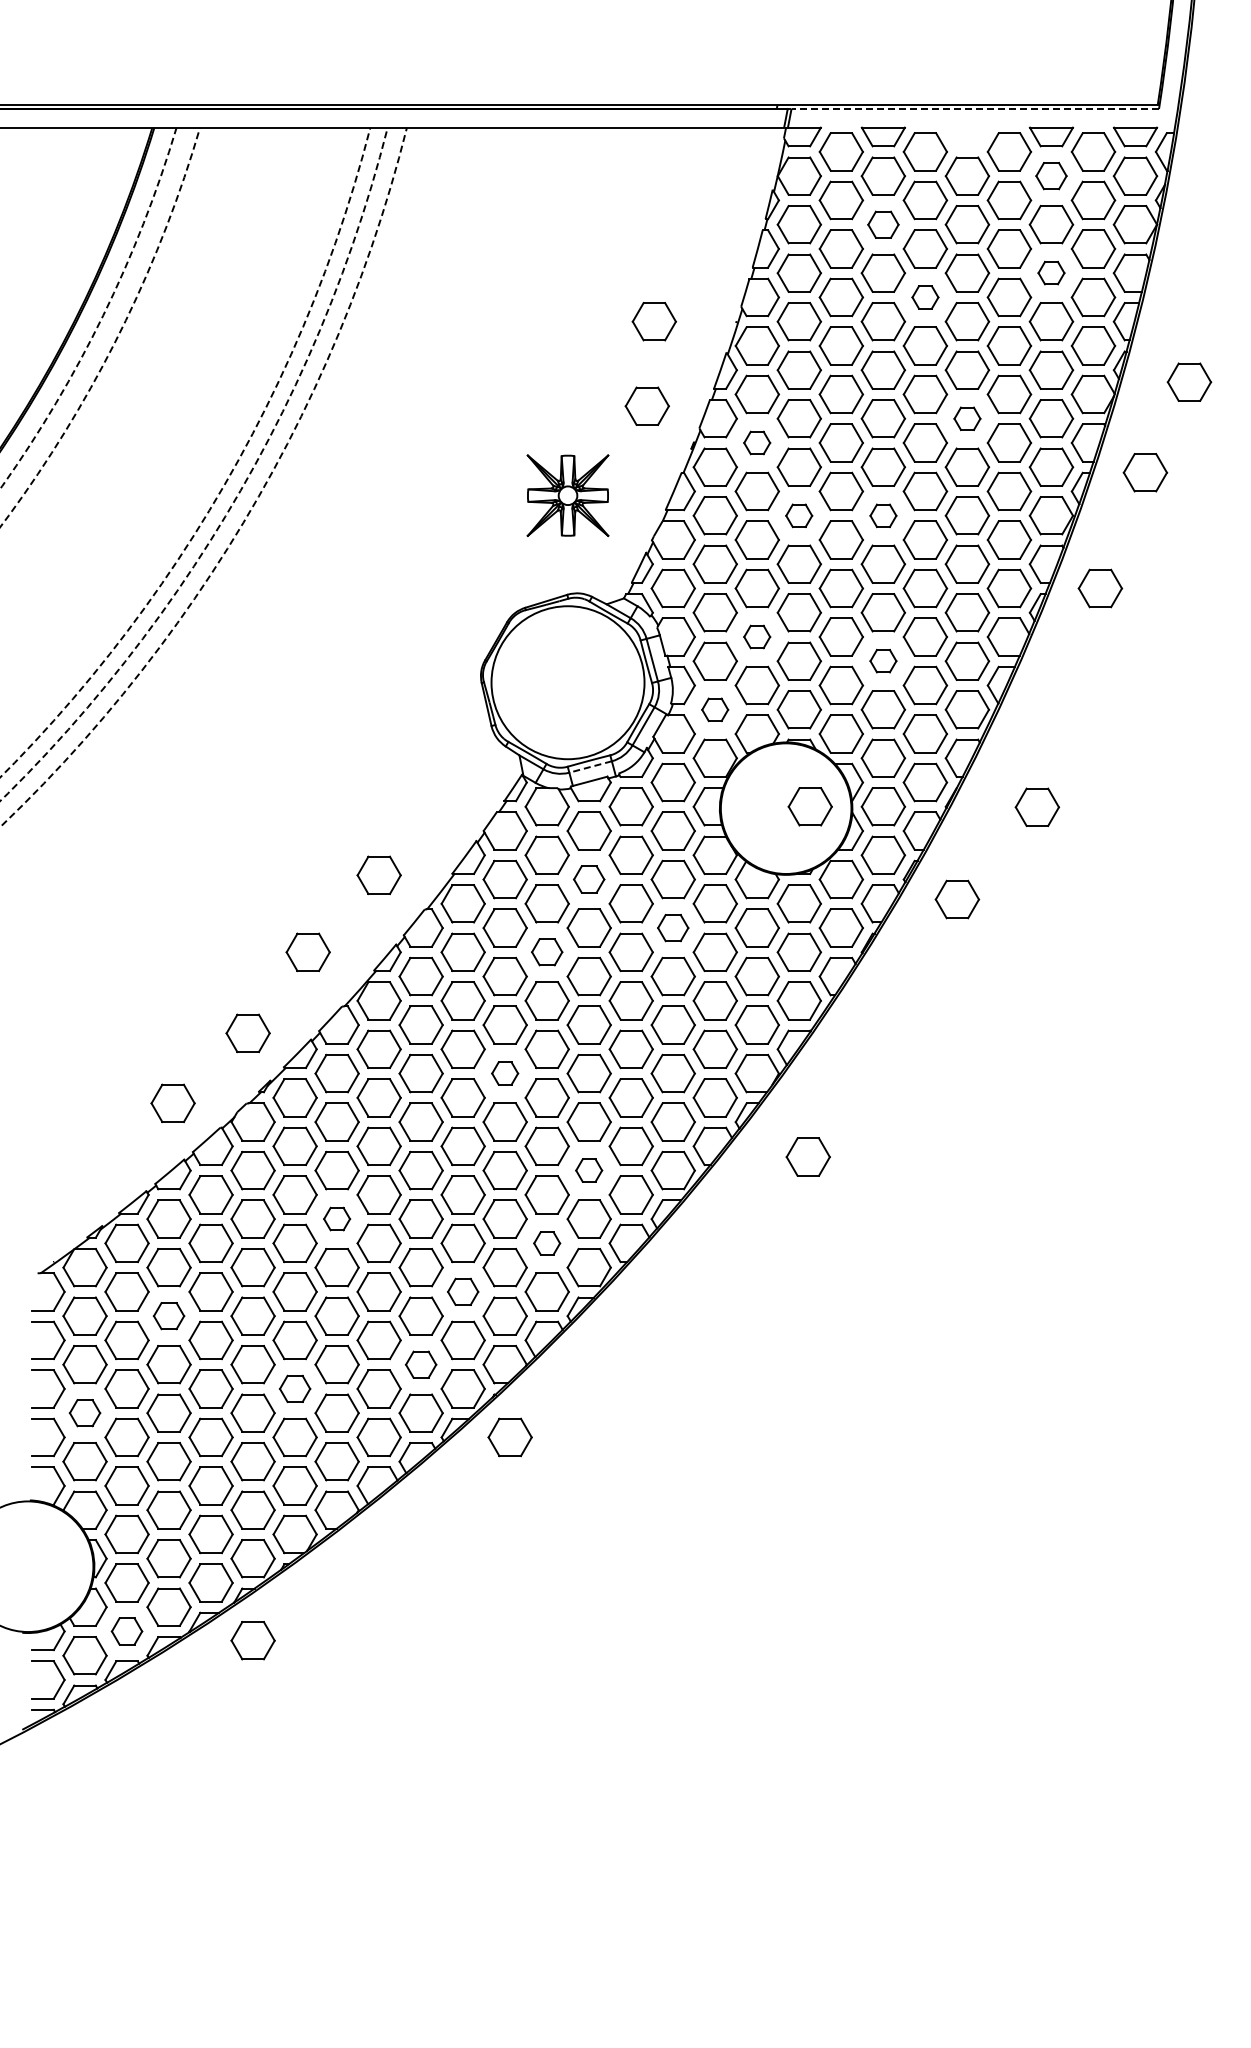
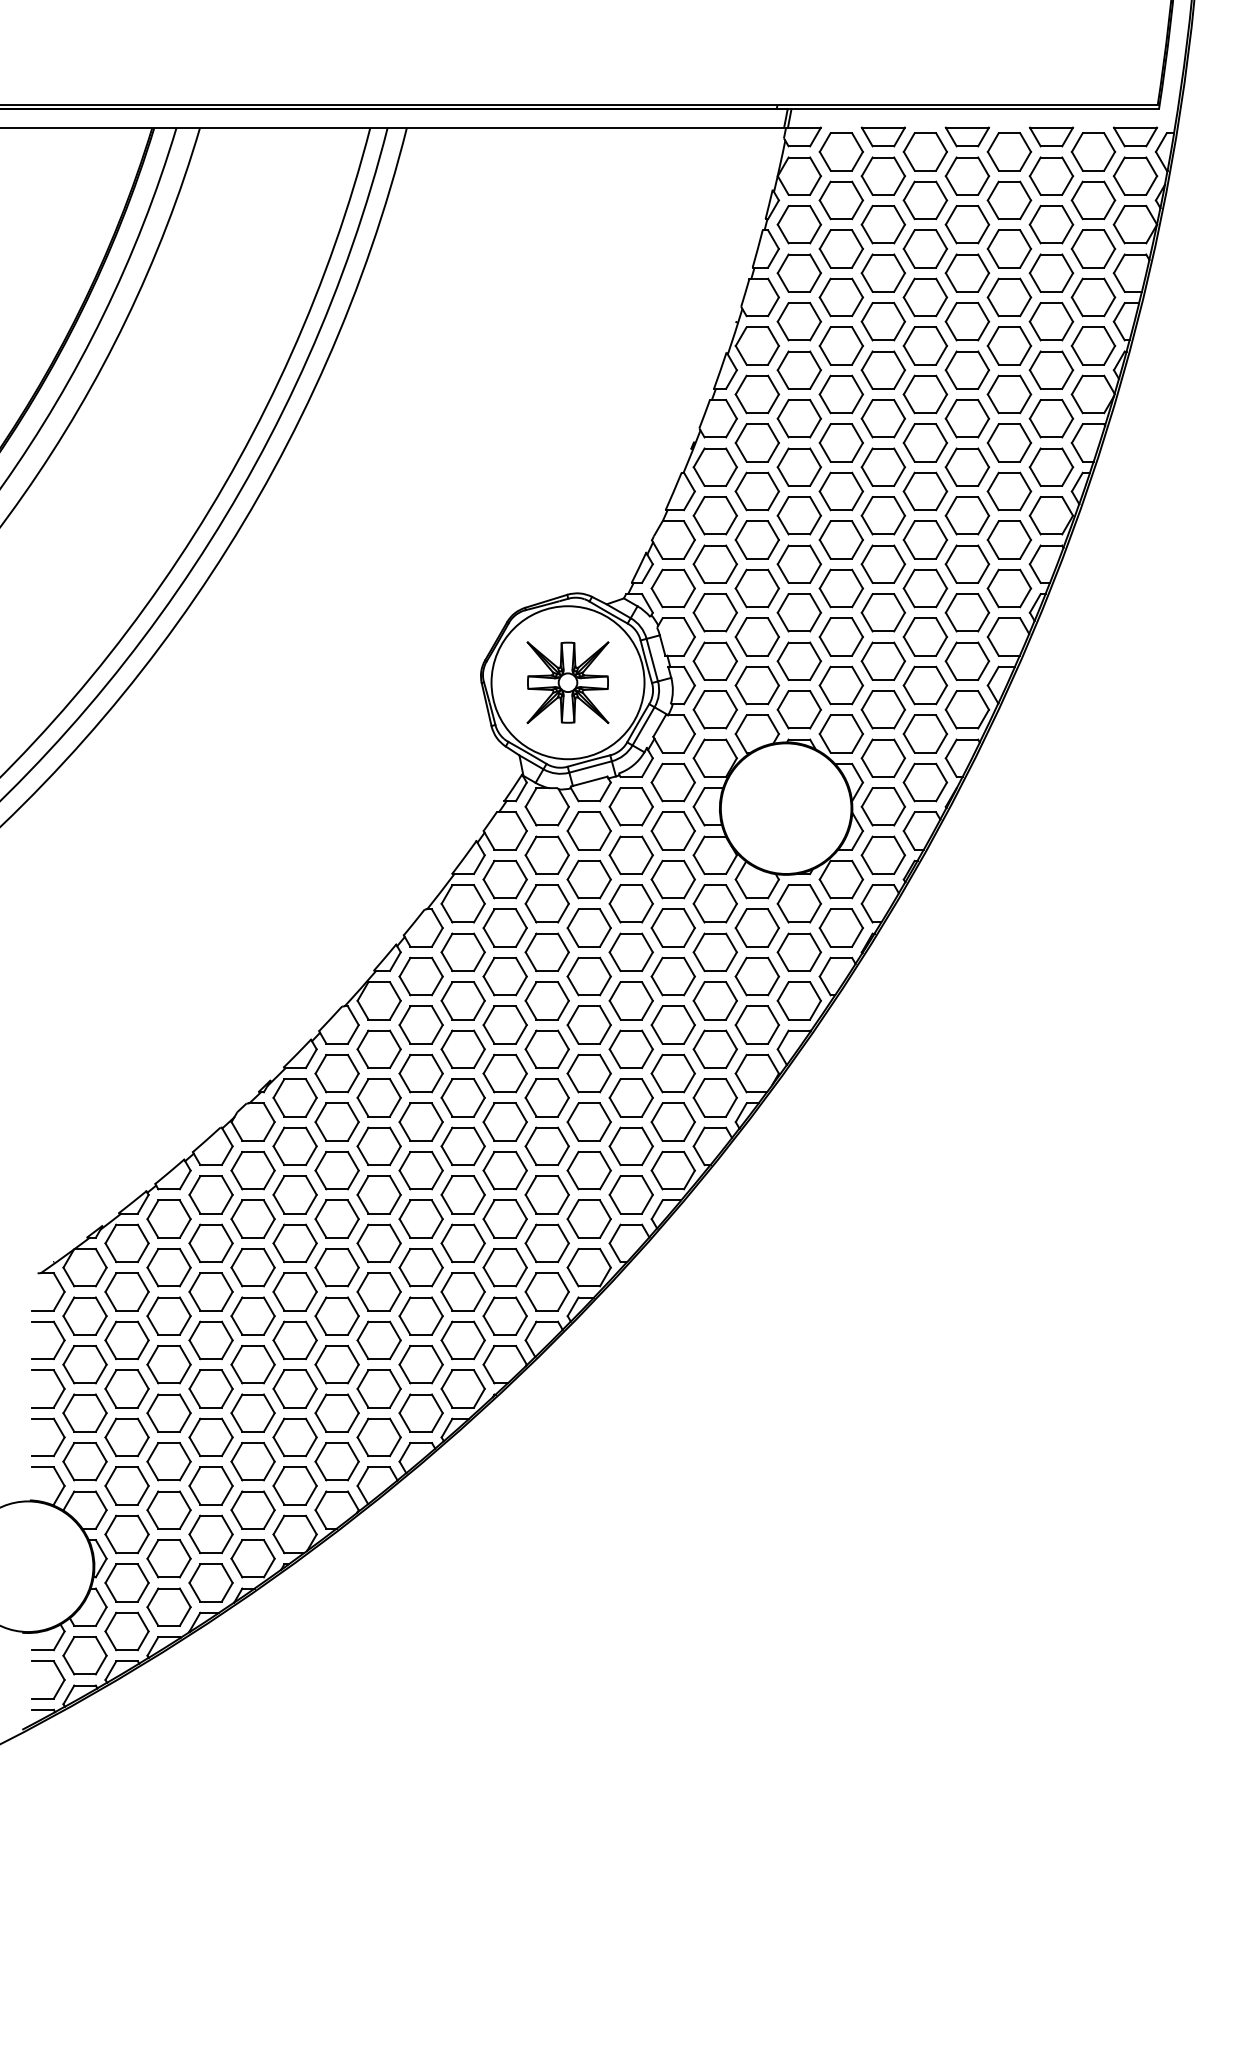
line: dashed -> solid (975, 109)
part: none -> present (966, 136)
part size: 33x29 px -> 47x40 px (1051, 175)
part size: 33x29 px -> 47x40 px (883, 224)
part size: 29x26 px -> 47x40 px (1051, 272)
part size: 29x25 px -> 47x41 px (925, 297)
arc: dashed -> solid (103, 314)
part: present -> none (653, 321)
arc: dashed -> solid (117, 337)
part: present -> none (1189, 381)
part: present -> none (646, 405)
part size: 29x25 px -> 47x40 px (967, 418)
part size: 29x26 px -> 46x40 px (756, 442)
part: present -> none (1145, 472)
arc: dashed -> solid (228, 477)
arc: dashed -> solid (240, 491)
part position: (567, 495) -> (567, 682) (567, 682)
arc: dashed -> solid (253, 505)
part size: 29x26 px -> 46x40 px (798, 515)
part size: 29x26 px -> 47x40 px (883, 515)
part: present -> none (1100, 588)
part size: 29x26 px -> 46x40 px (756, 636)
part size: 29x26 px -> 47x40 px (883, 660)
part size: 29x26 px -> 46x40 px (714, 709)
line: dashed -> solid (590, 767)
part: present -> none (809, 806)
part: present -> none (1037, 806)
part: present -> none (378, 874)
part size: 33x29 px -> 46x41 px (588, 879)
part: present -> none (957, 899)
part size: 33x29 px -> 46x40 px (672, 927)
part: present -> none (307, 951)
part size: 33x29 px -> 46x40 px (546, 951)
part: present -> none (247, 1033)
part size: 29x25 px -> 46x41 px (504, 1073)
part: present -> none (172, 1103)
part: present -> none (807, 1156)
part size: 29x25 px -> 46x41 px (588, 1170)
part size: 29x26 px -> 46x40 px (336, 1218)
part size: 29x25 px -> 46x41 px (546, 1243)
part size: 33x29 px -> 46x40 px (462, 1291)
part size: 34x29 px -> 46x40 px (168, 1315)
part size: 33x29 px -> 46x40 px (420, 1364)
part size: 33x30 px -> 46x40 px (294, 1388)
part size: 34x29 px -> 46x40 px (84, 1412)
part: present -> none (509, 1437)
part size: 34x29 px -> 46x41 px (126, 1631)
part: present -> none (252, 1640)
